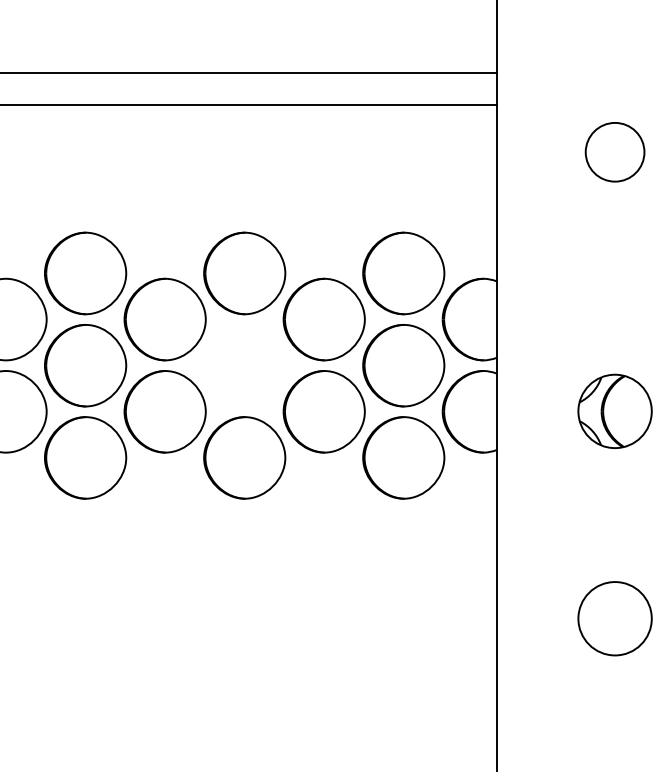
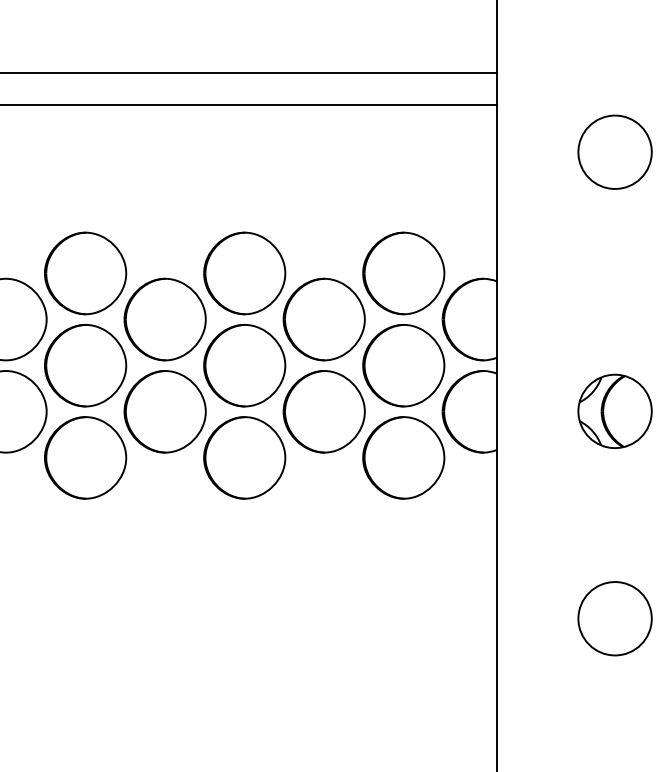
circle diameter: 59 px -> 73 px (614, 151)
part: none -> present (244, 365)
